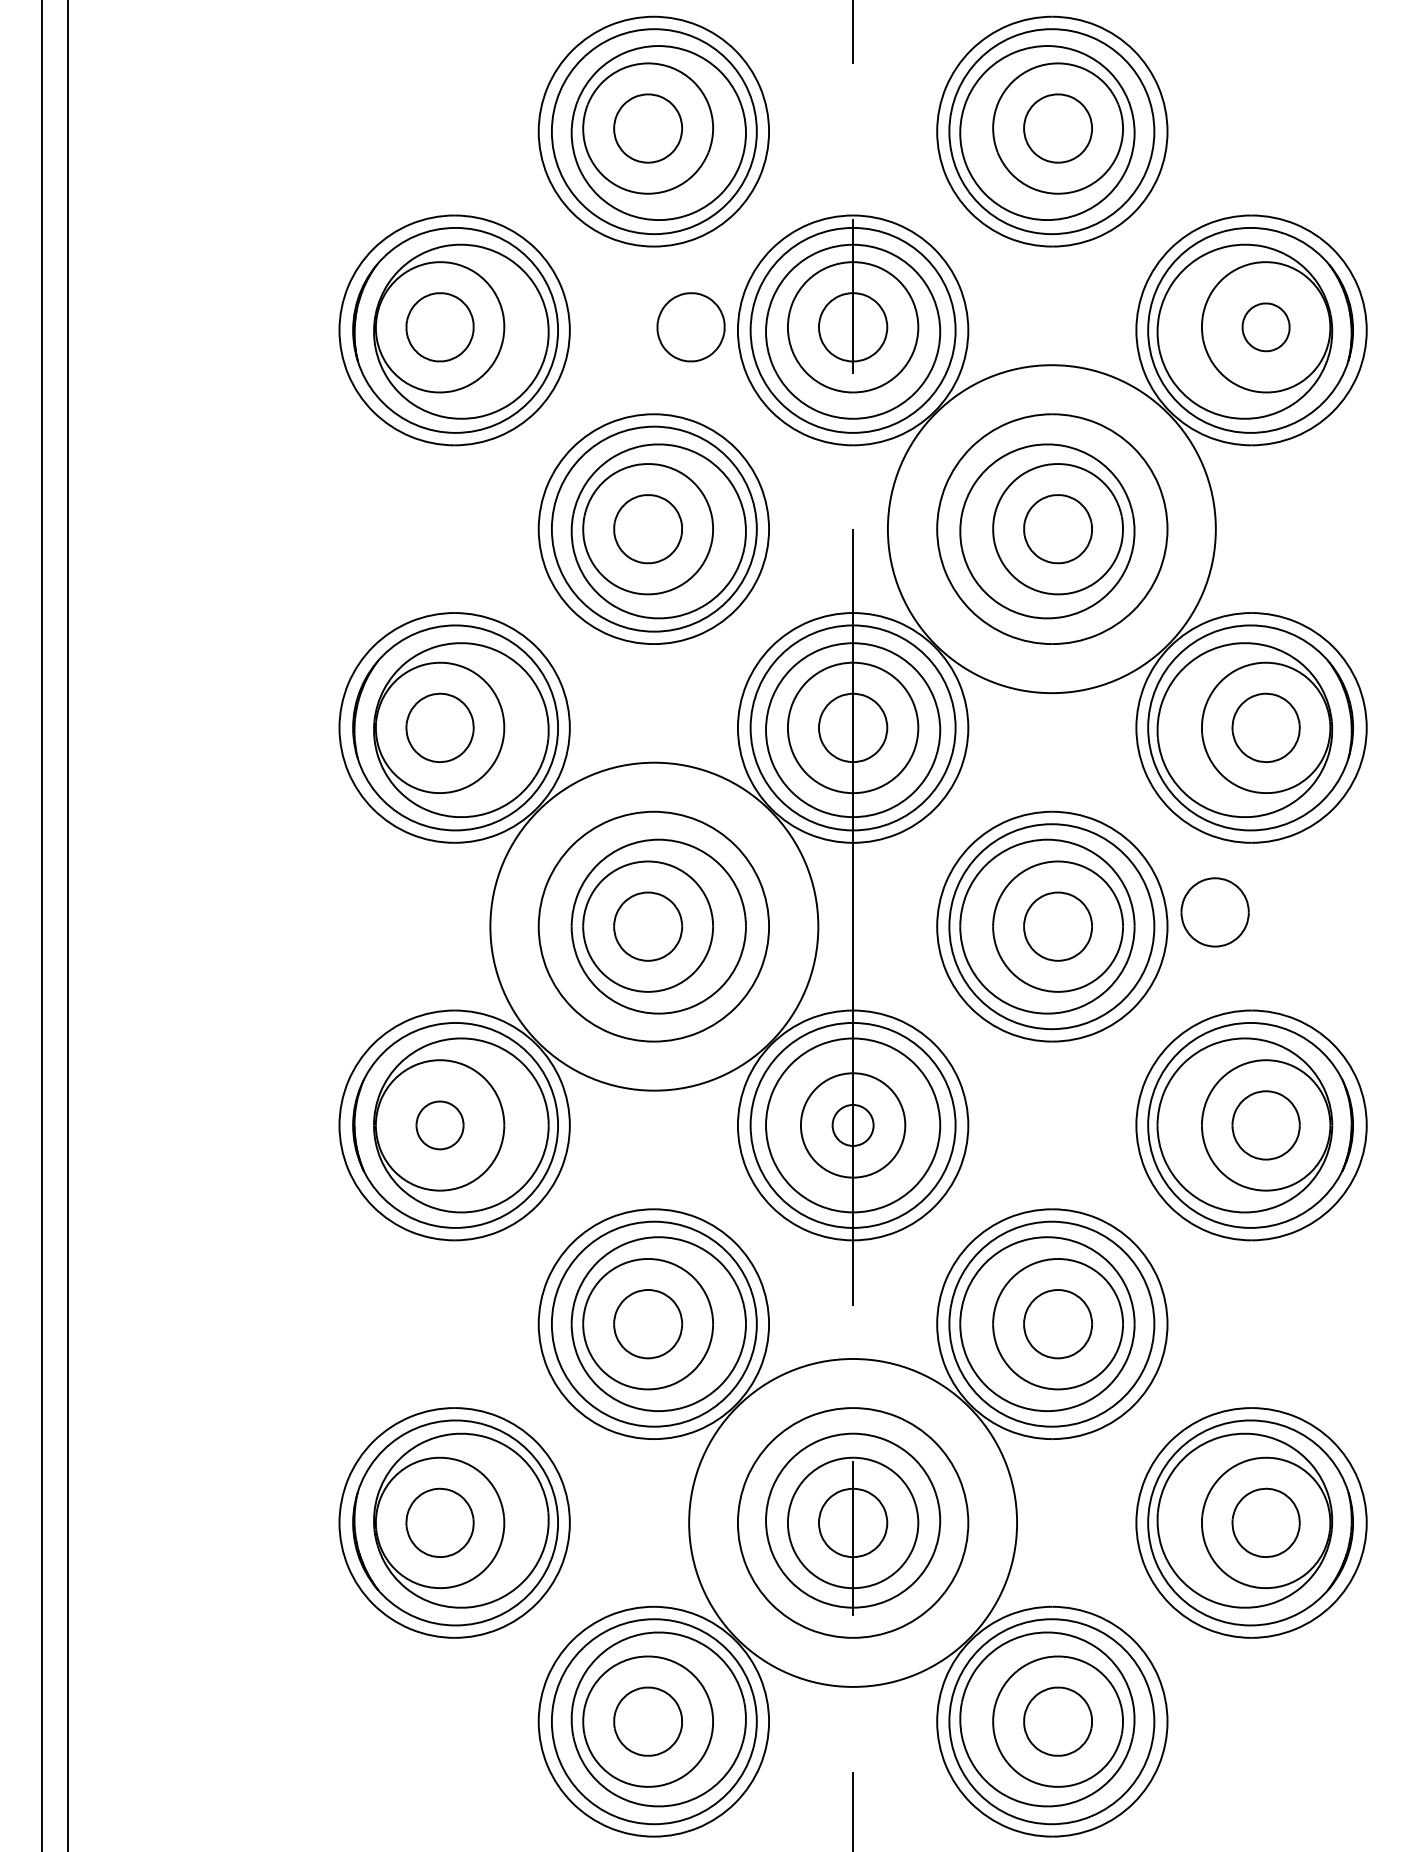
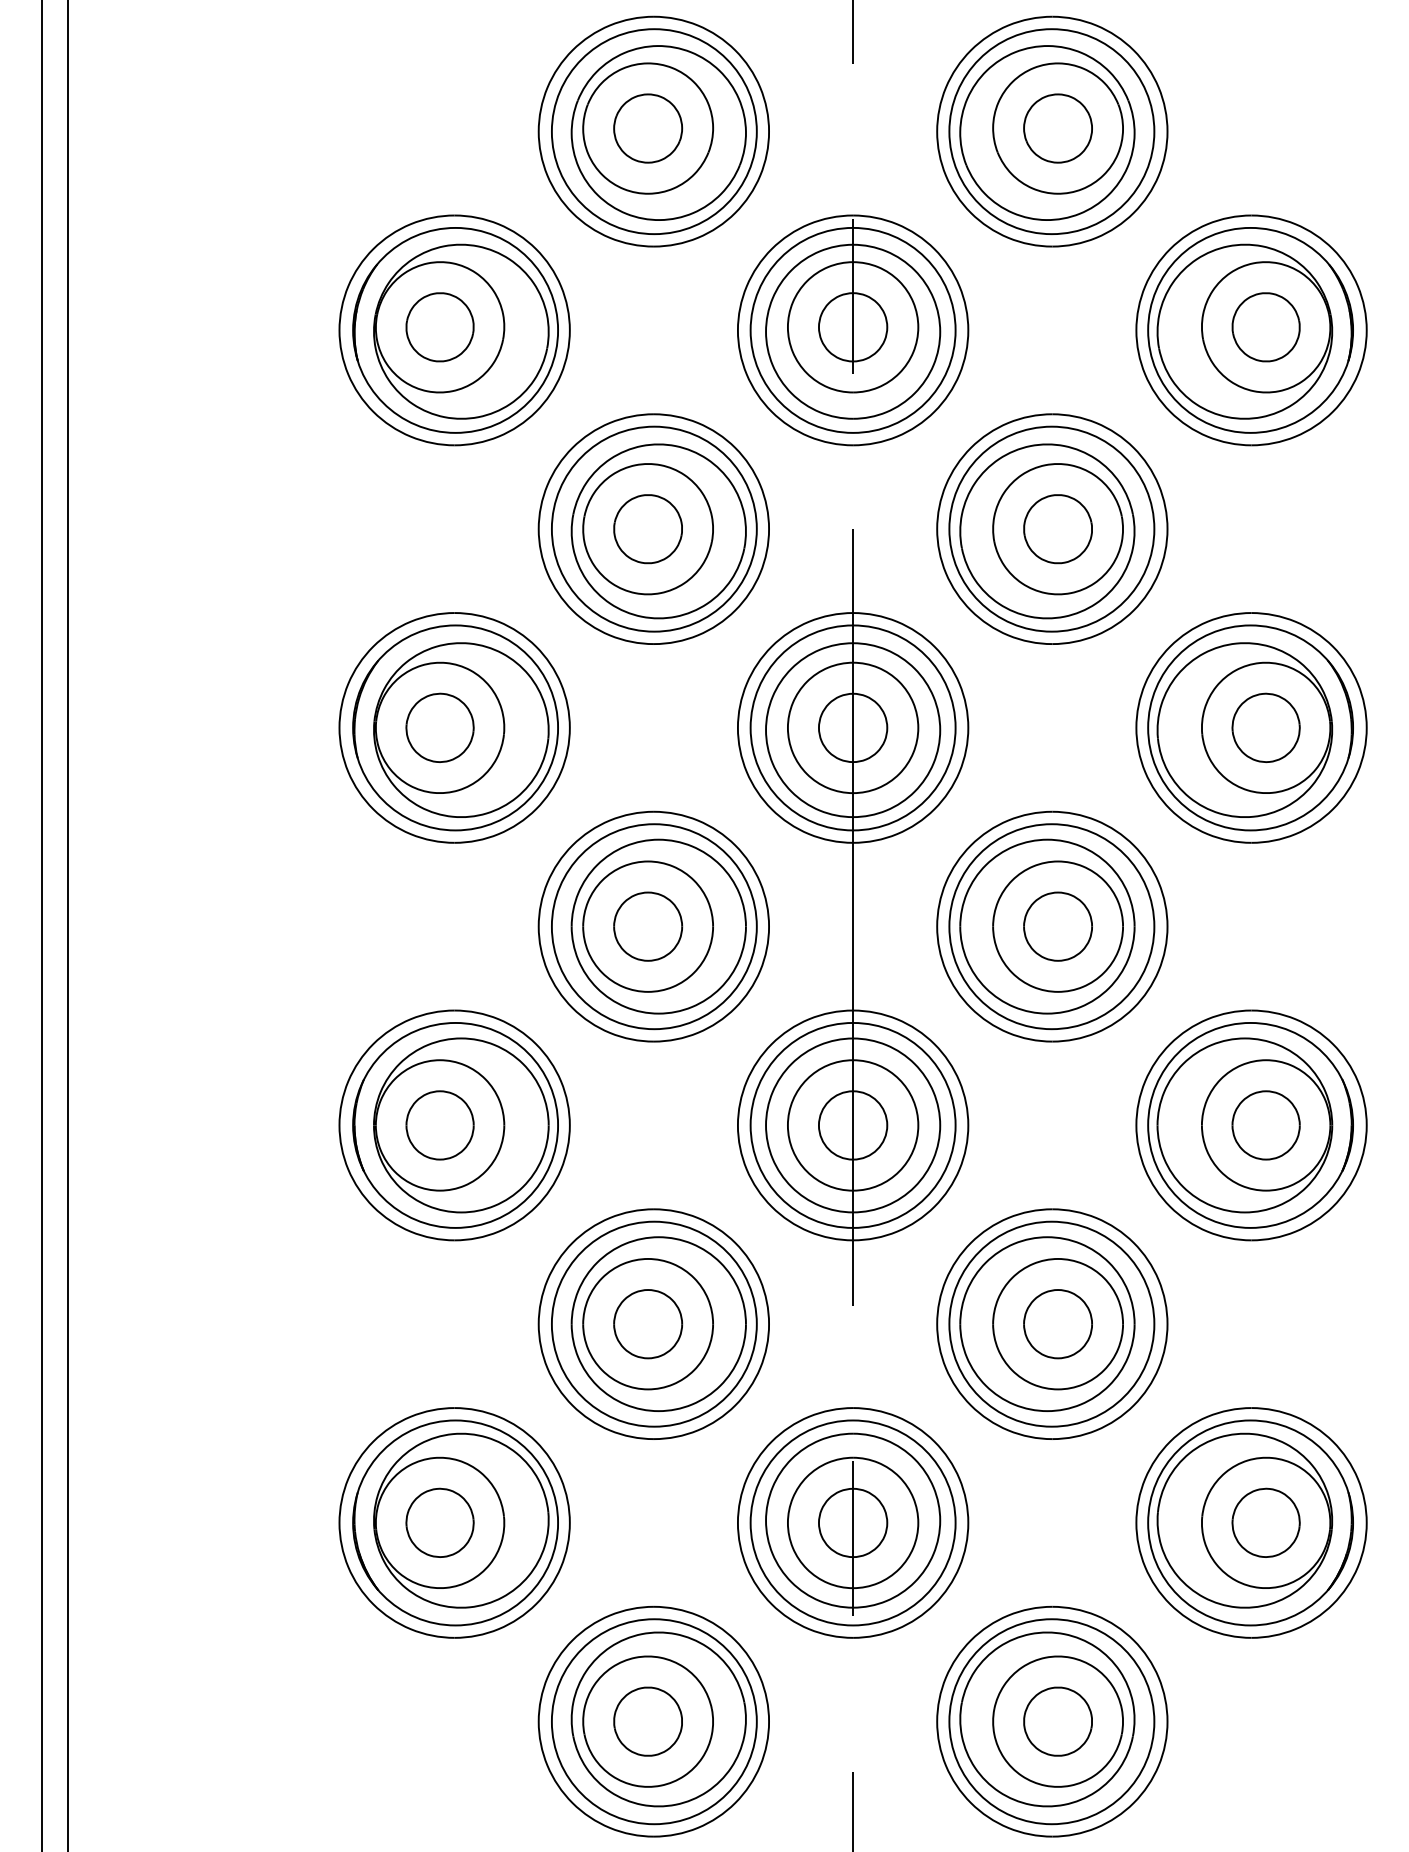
part: present -> none (690, 327)
part size: 50x51 px -> 70x71 px (1265, 327)
circle diameter: 328 px -> 205 px (1051, 528)
part: present -> none (1214, 912)
circle diameter: 328 px -> 205 px (653, 926)
circle diameter: 41 px -> 68 px (852, 1125)
part size: 50x51 px -> 70x71 px (439, 1125)
circle diameter: 104 px -> 130 px (852, 1125)
circle diameter: 328 px -> 205 px (852, 1522)
